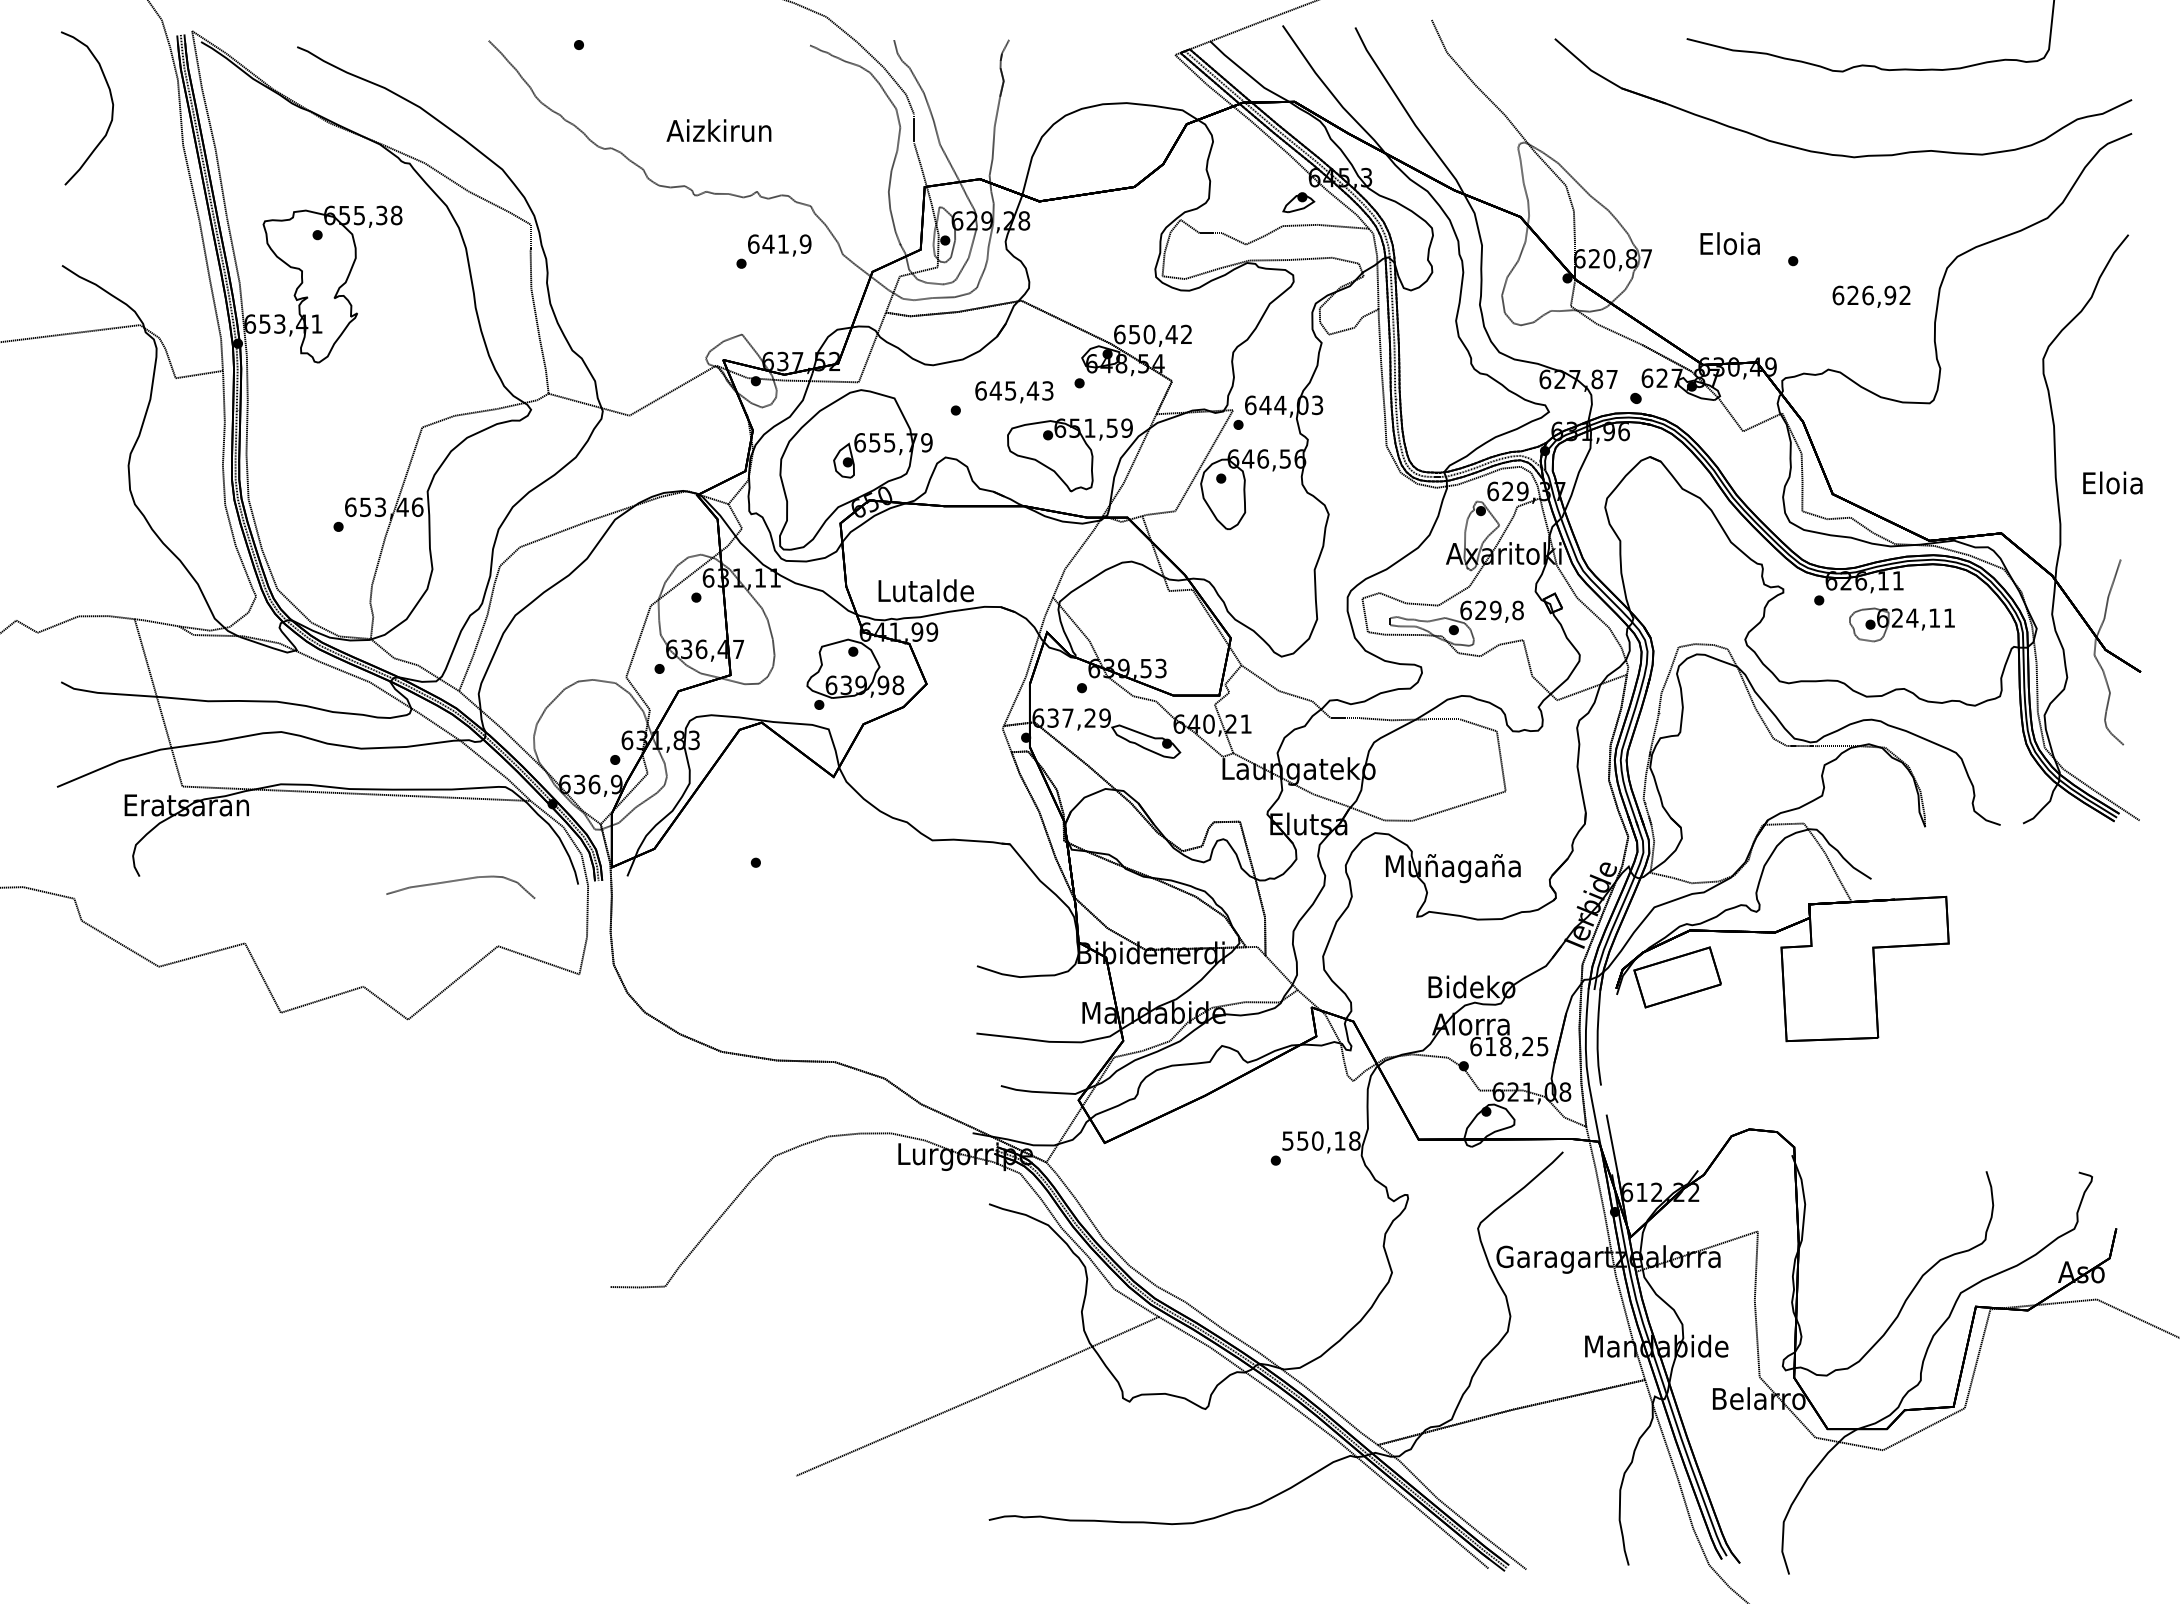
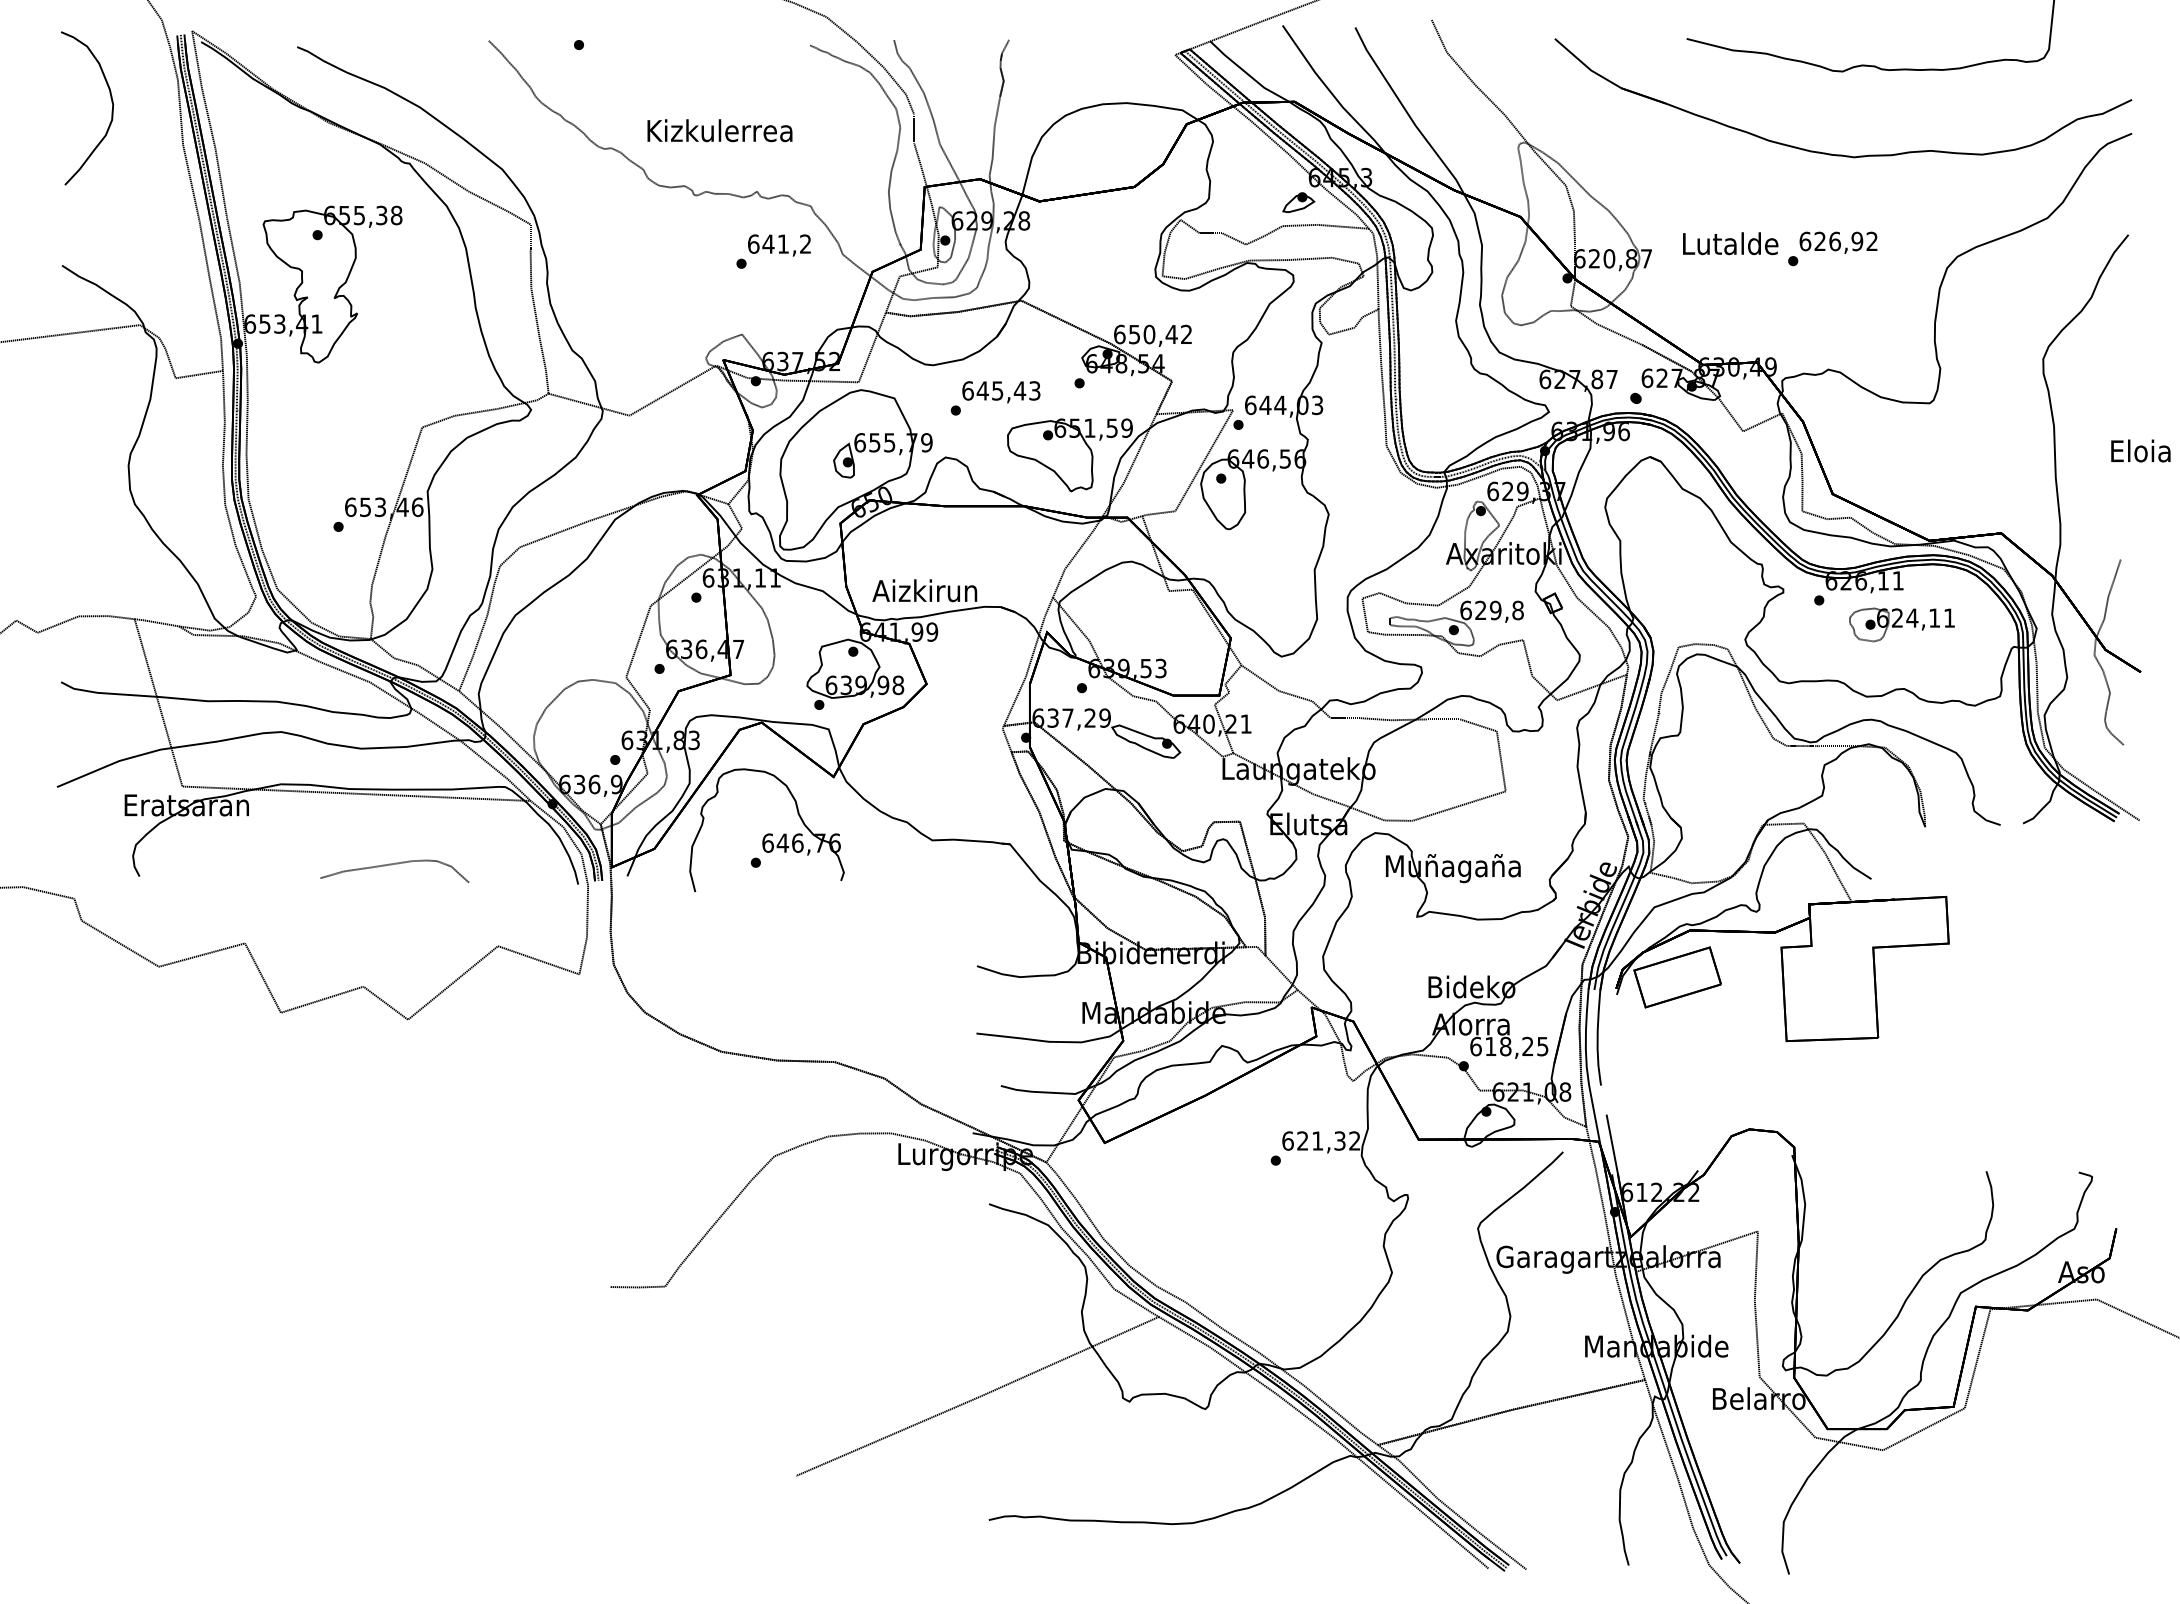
text: Aizkirun -> Kizkulerrea (719, 130)
text: 641,9 -> 641,2 (805, 243)
text: Eloia -> Lutalde (1730, 243)
text position: (1871, 296) -> (1838, 242) (1838, 242)
text position: (1014, 392) -> (1001, 392) (1001, 392)
text position: (2112, 482) -> (2140, 450) (2140, 450)
text: Lutalde -> Aizkirun (924, 590)
part: none -> present (766, 830)
curve position: (457, 881) -> (391, 865) (391, 865)
text: 550,18 -> 621,32 (1321, 1140)
